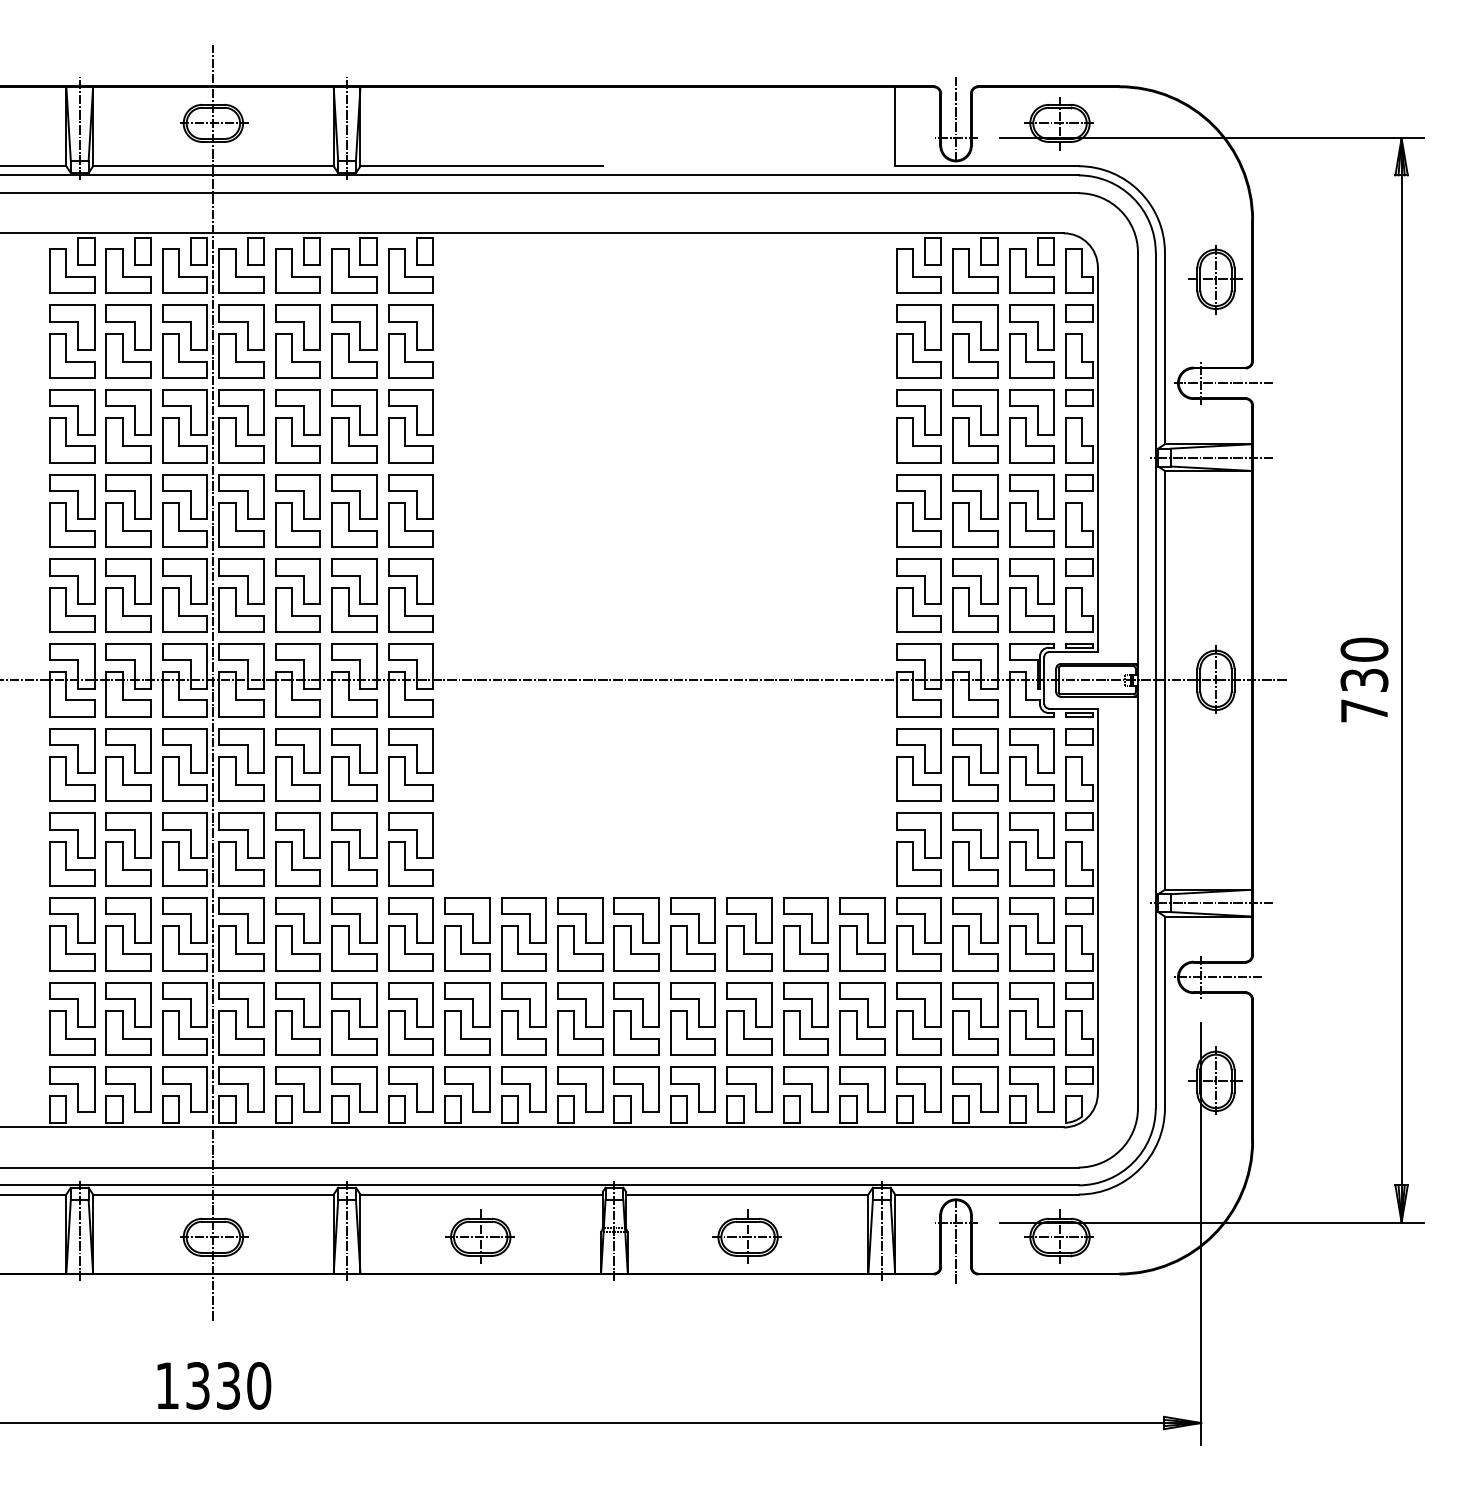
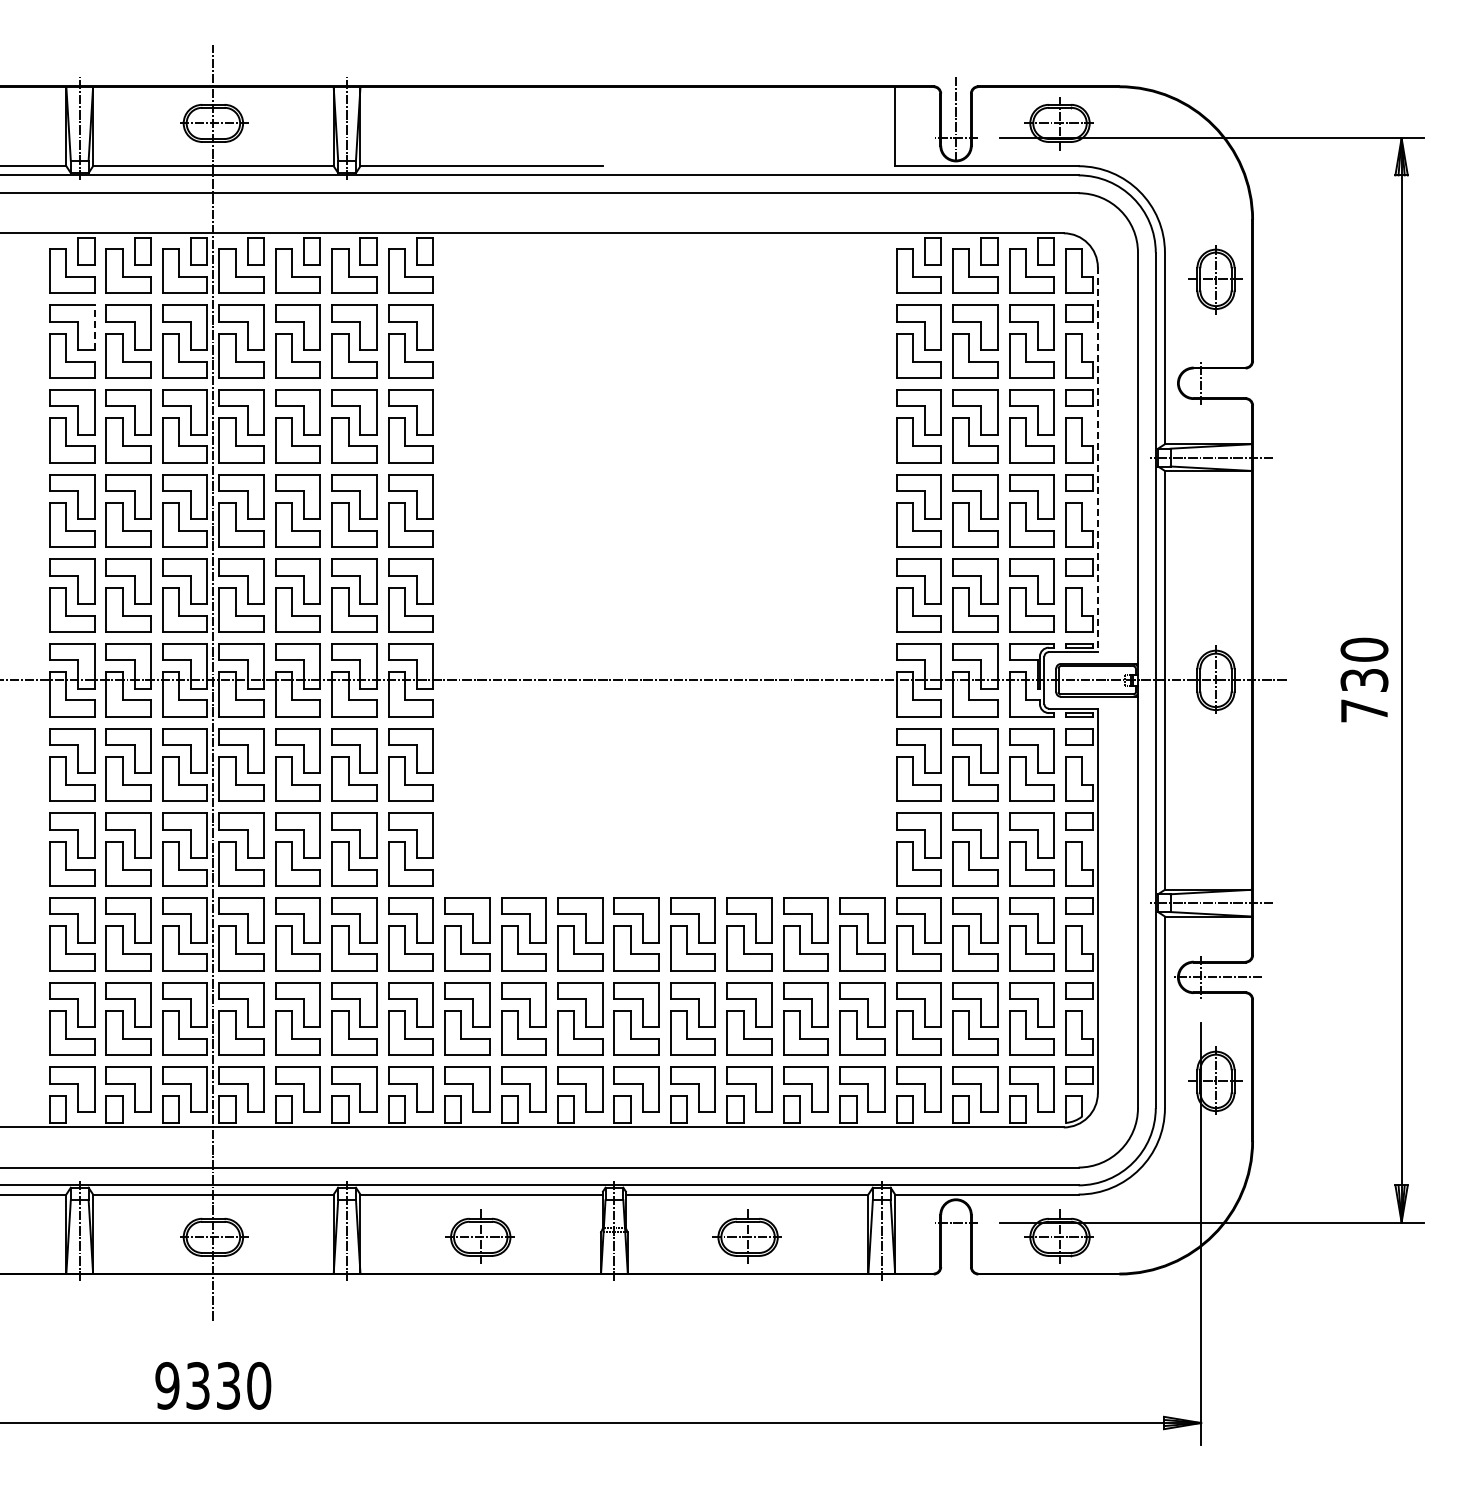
line: solid -> dashed (94, 327)
line: present -> none (1223, 383)
line: solid -> dashed (1097, 460)
line: present -> none (956, 1239)
text: 1330 -> 9330 (167, 1385)
